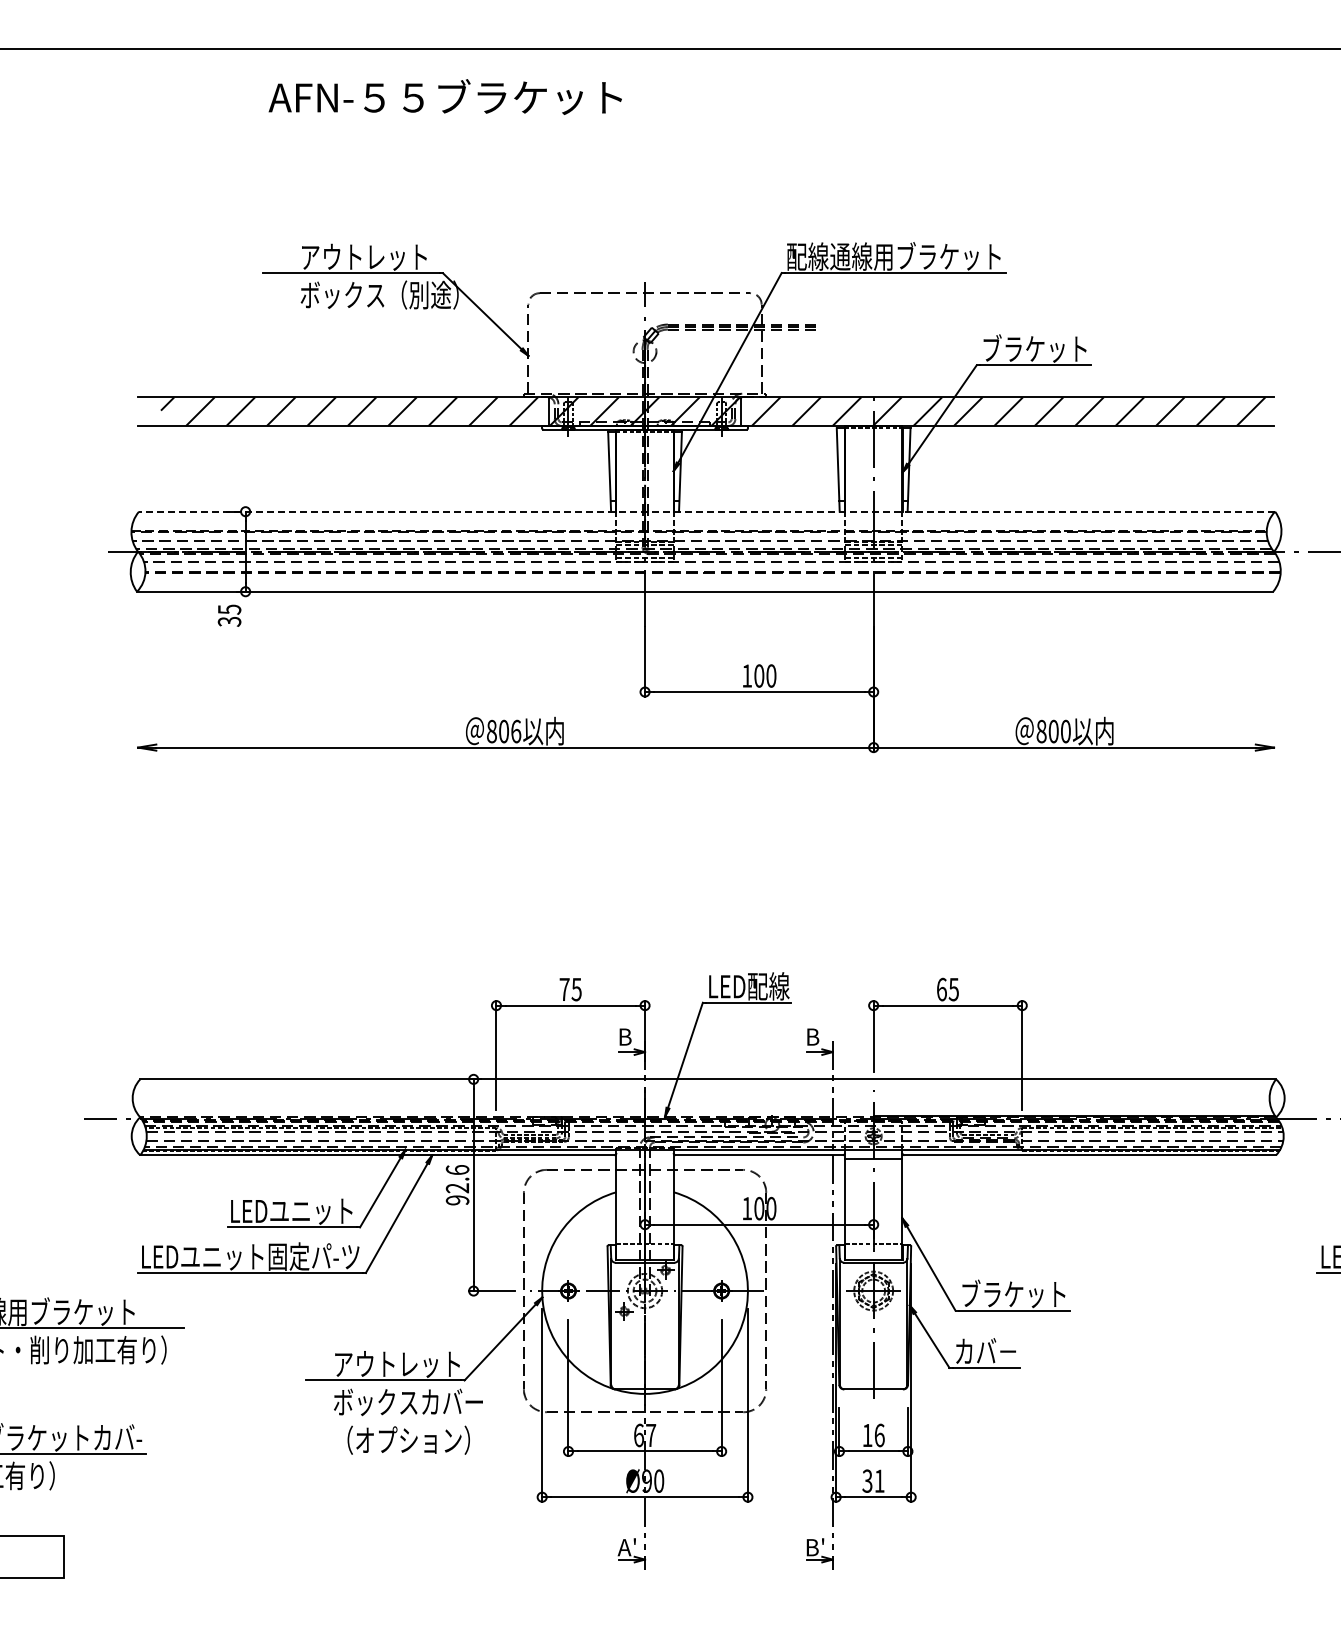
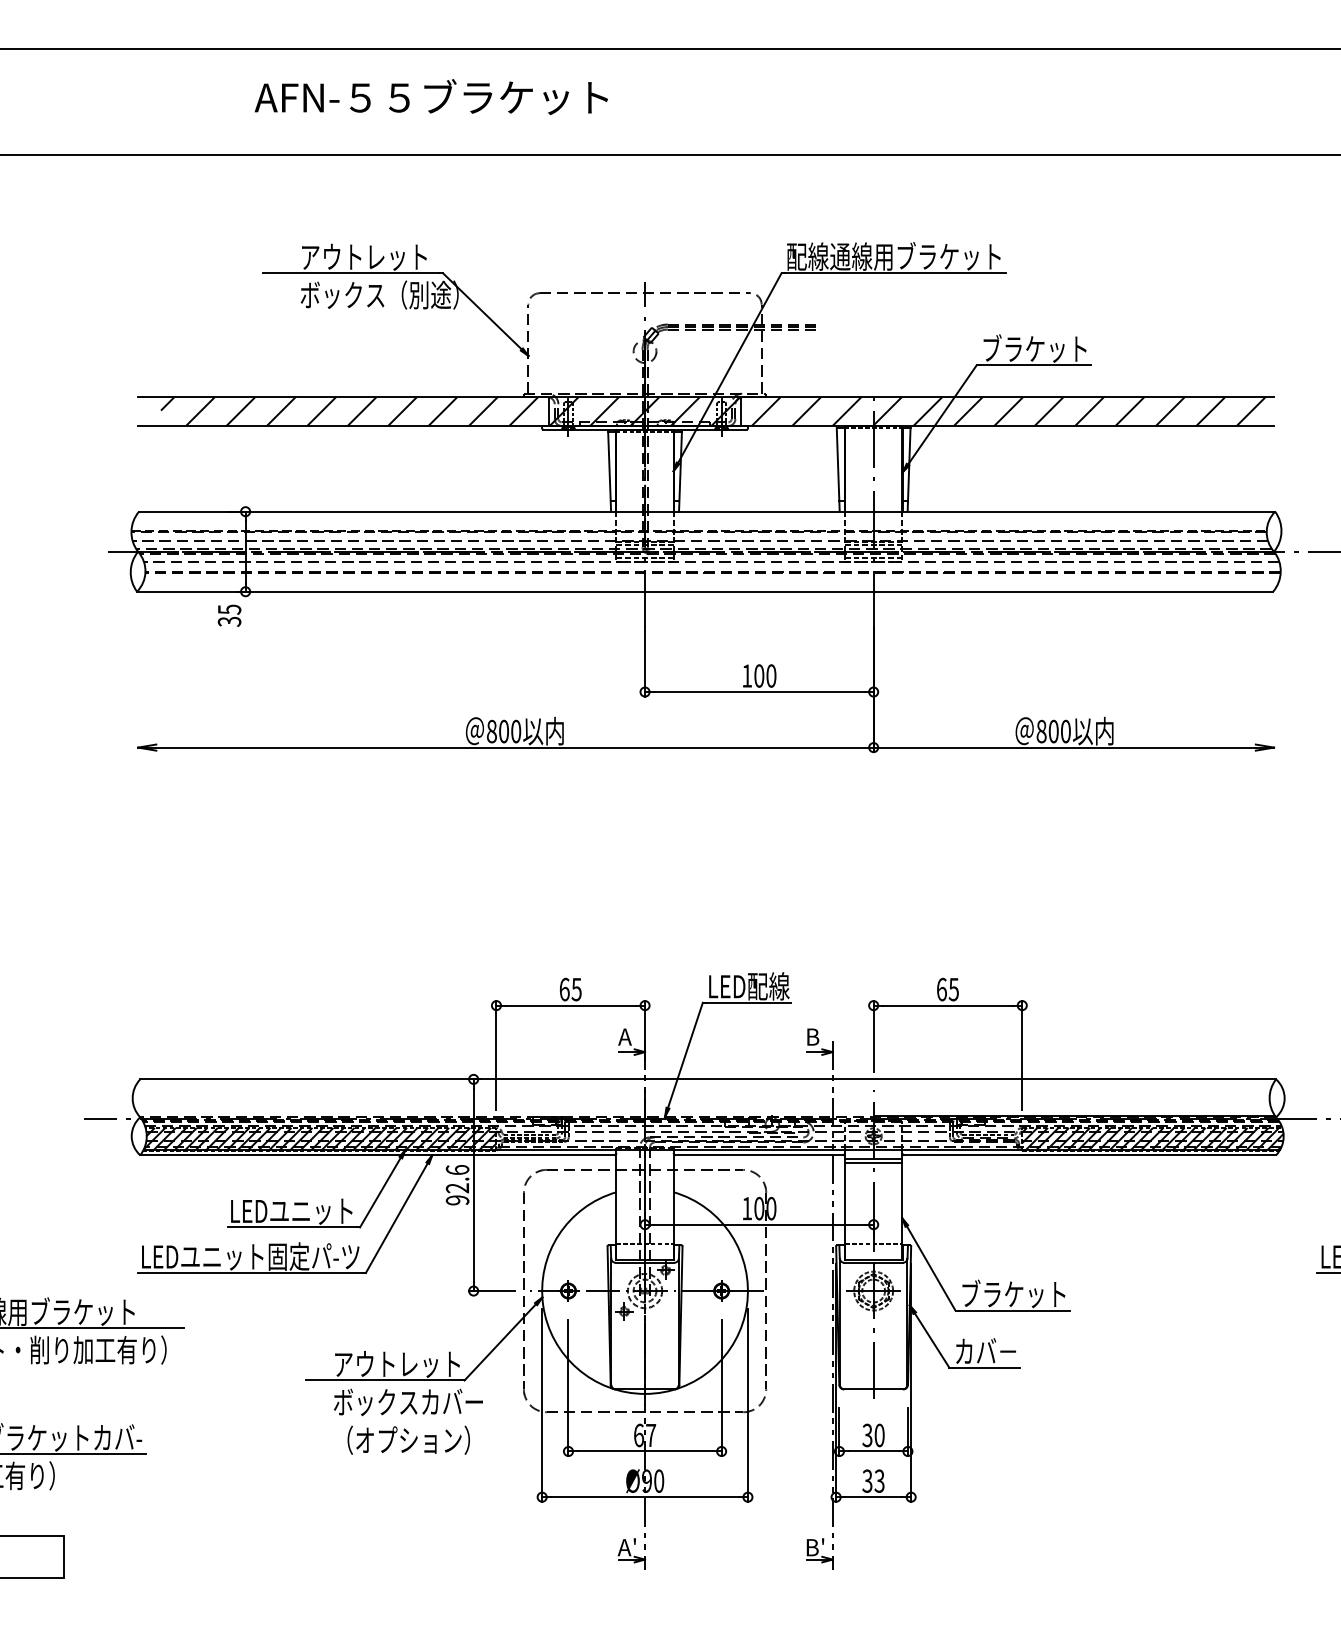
text position: (444, 96) -> (430, 96) (430, 96)
line: none -> present (669, 154)
line: dashed -> solid (706, 511)
text: 806 -> 800 (516, 731)
text: 75 -> 65 (564, 989)
text: B -> A (624, 1036)
hatch: none -> present (319, 1138)
hatch: none -> present (1152, 1138)
line: none -> present (873, 1163)
text: 16 -> 30 (873, 1435)
text: 31 -> 33 (879, 1480)
